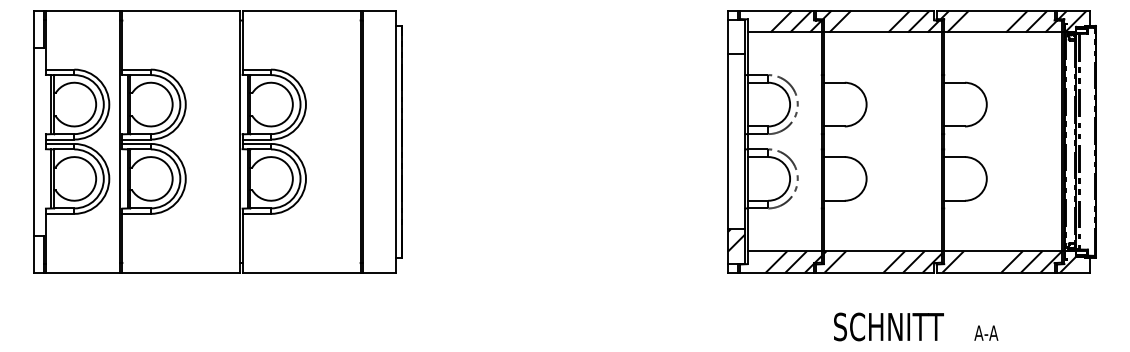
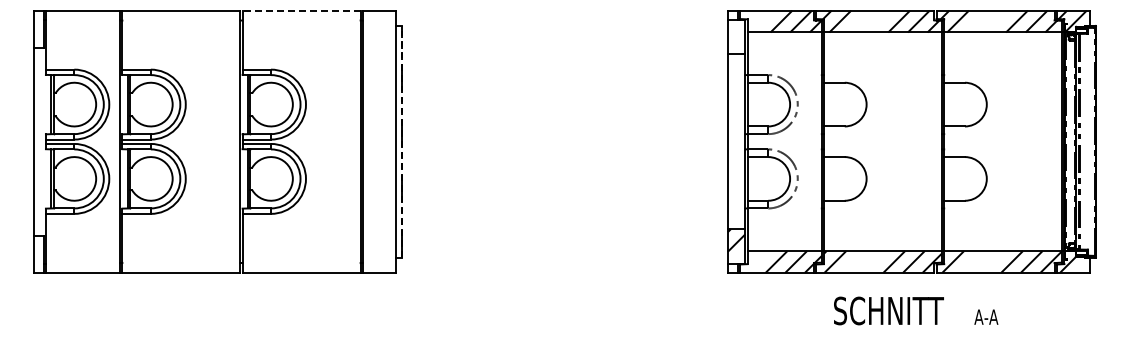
line: solid -> dashed (301, 10)
line: solid -> dashed (402, 141)
text position: (916, 326) -> (916, 310) (916, 310)
